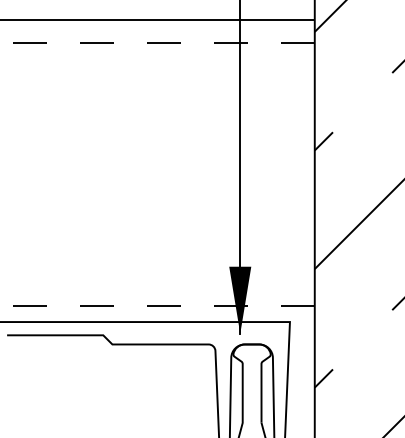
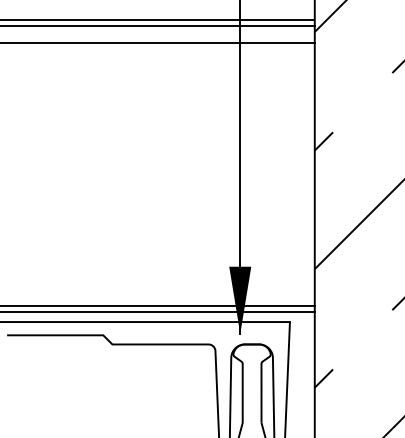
line: none -> present (158, 26)
line: dashed -> solid (157, 43)
line: dashed -> solid (157, 306)
line: none -> present (158, 312)
